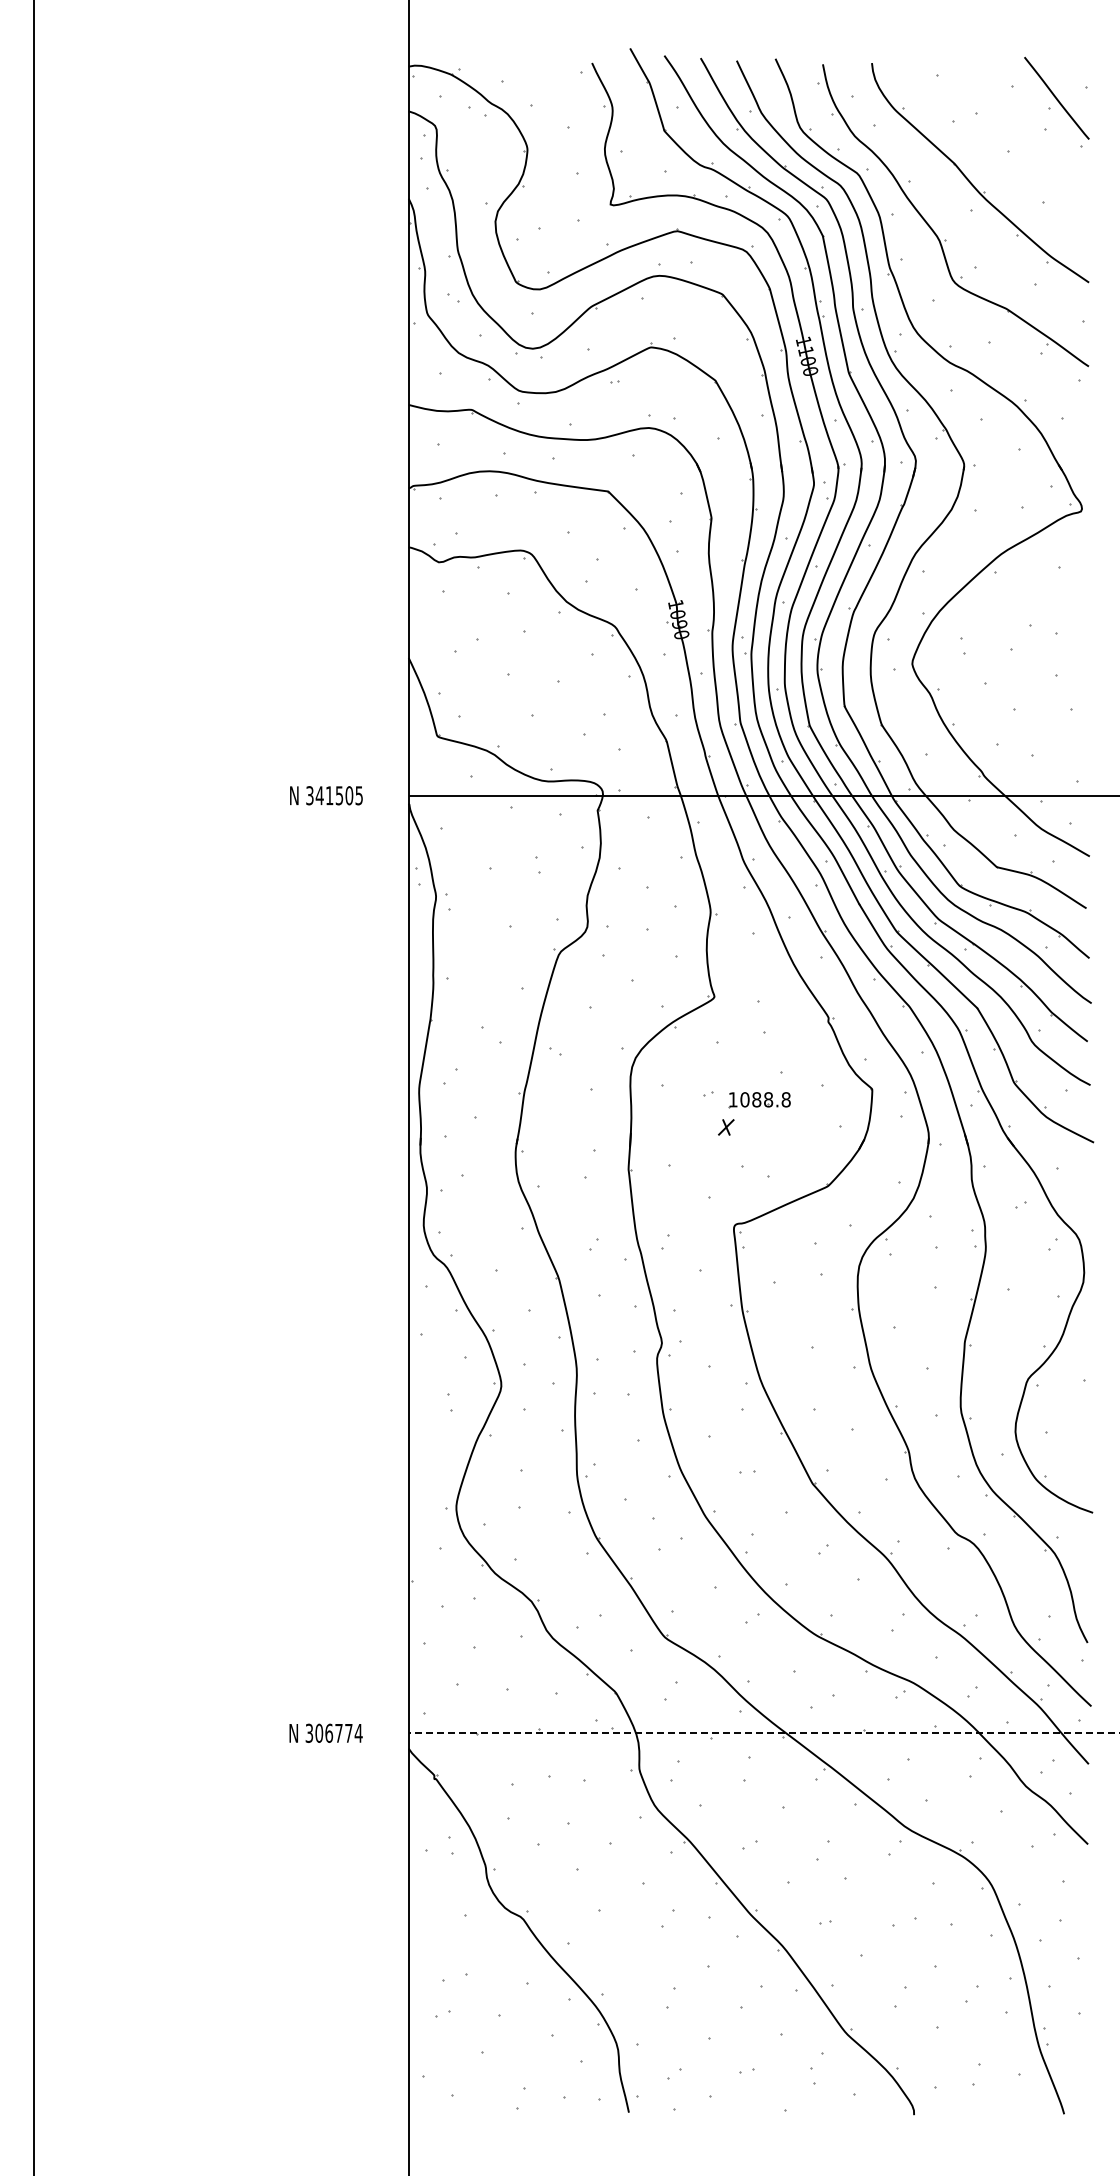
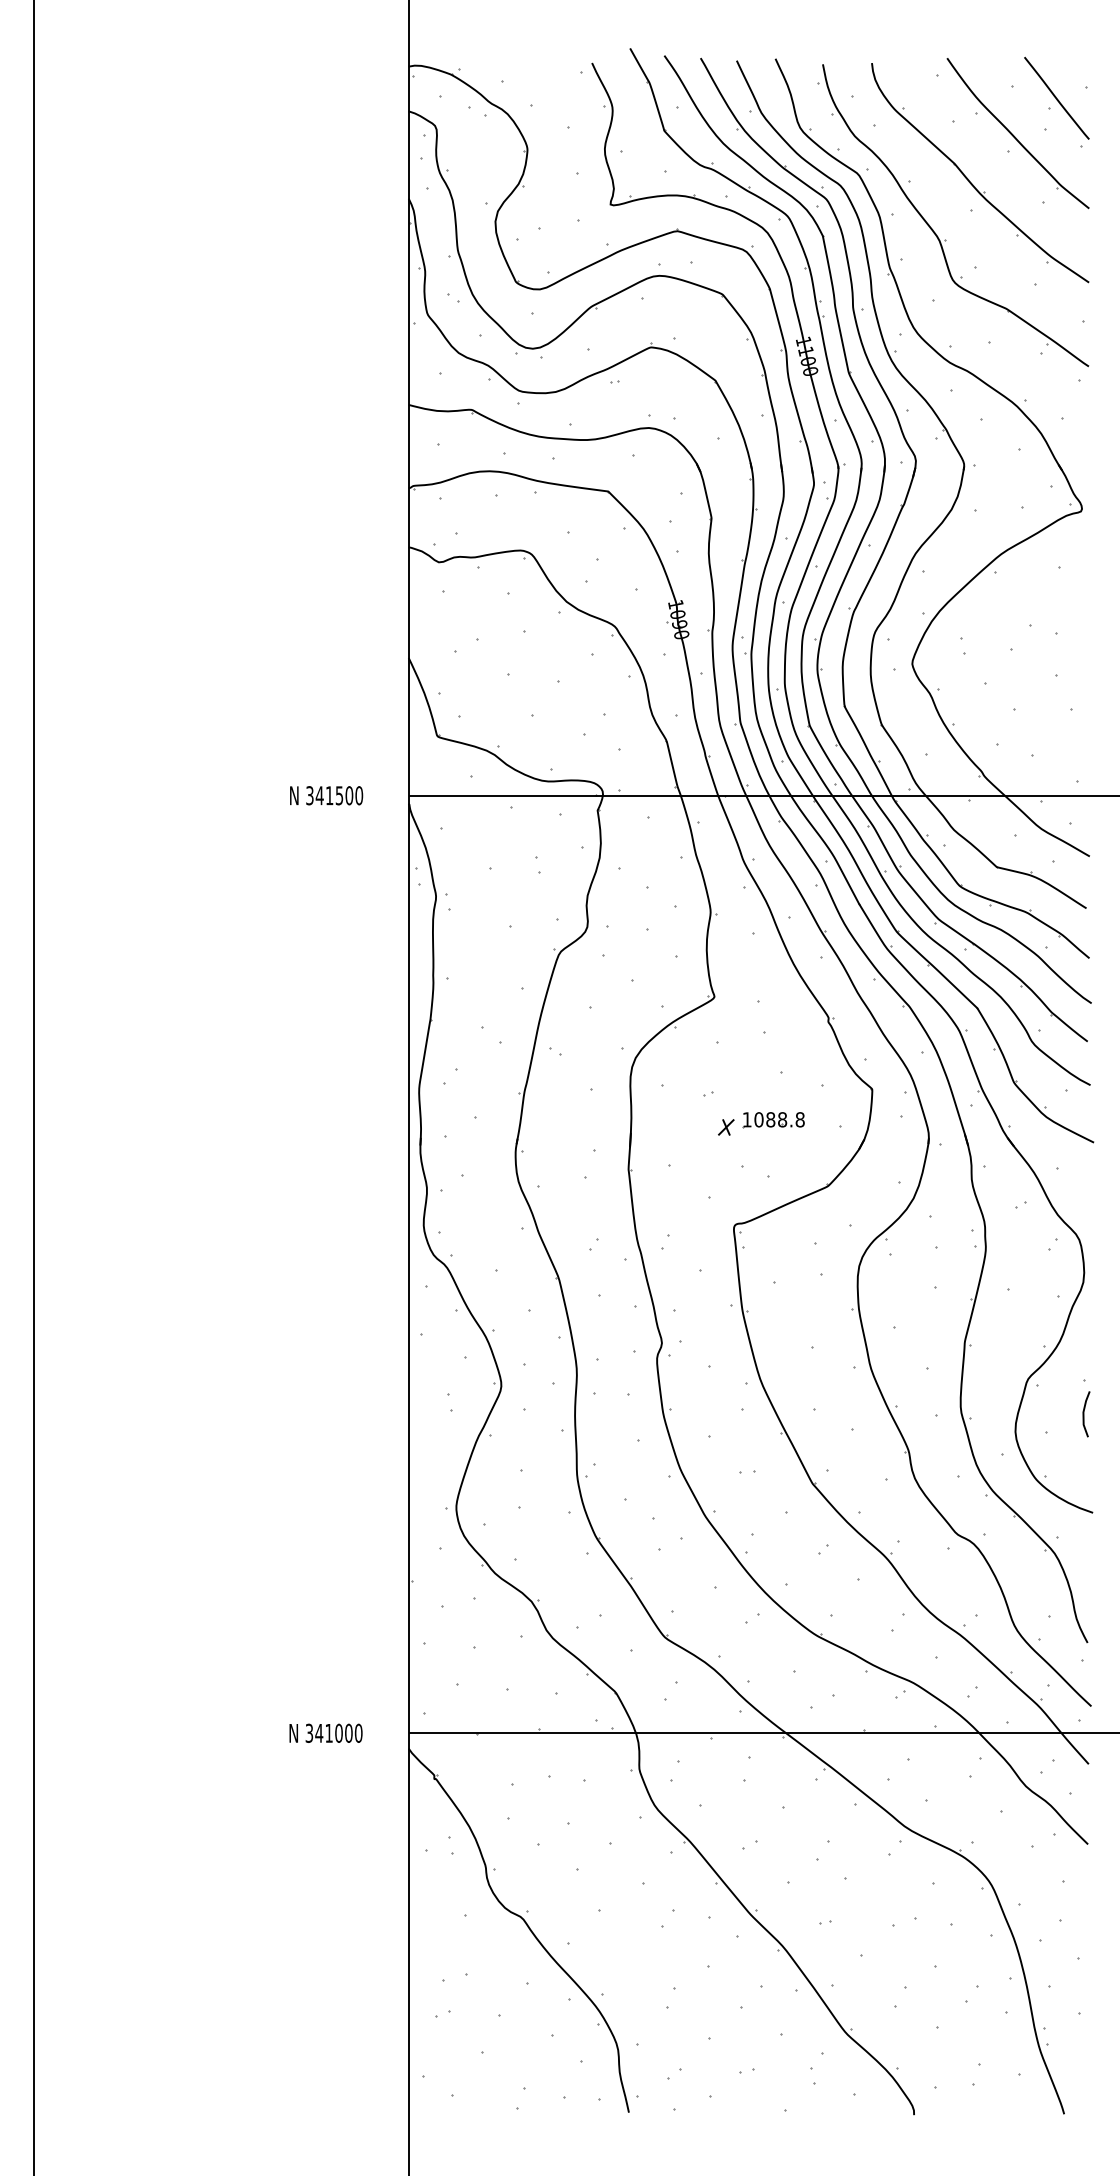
part: none -> present (1017, 133)
text: 341505 -> 341500 (359, 795)
part position: (759, 1100) -> (773, 1120) (773, 1120)
line: none -> present (1084, 1414)
text: 306774 -> 341000 (338, 1732)
line: dashed -> solid (763, 1733)
